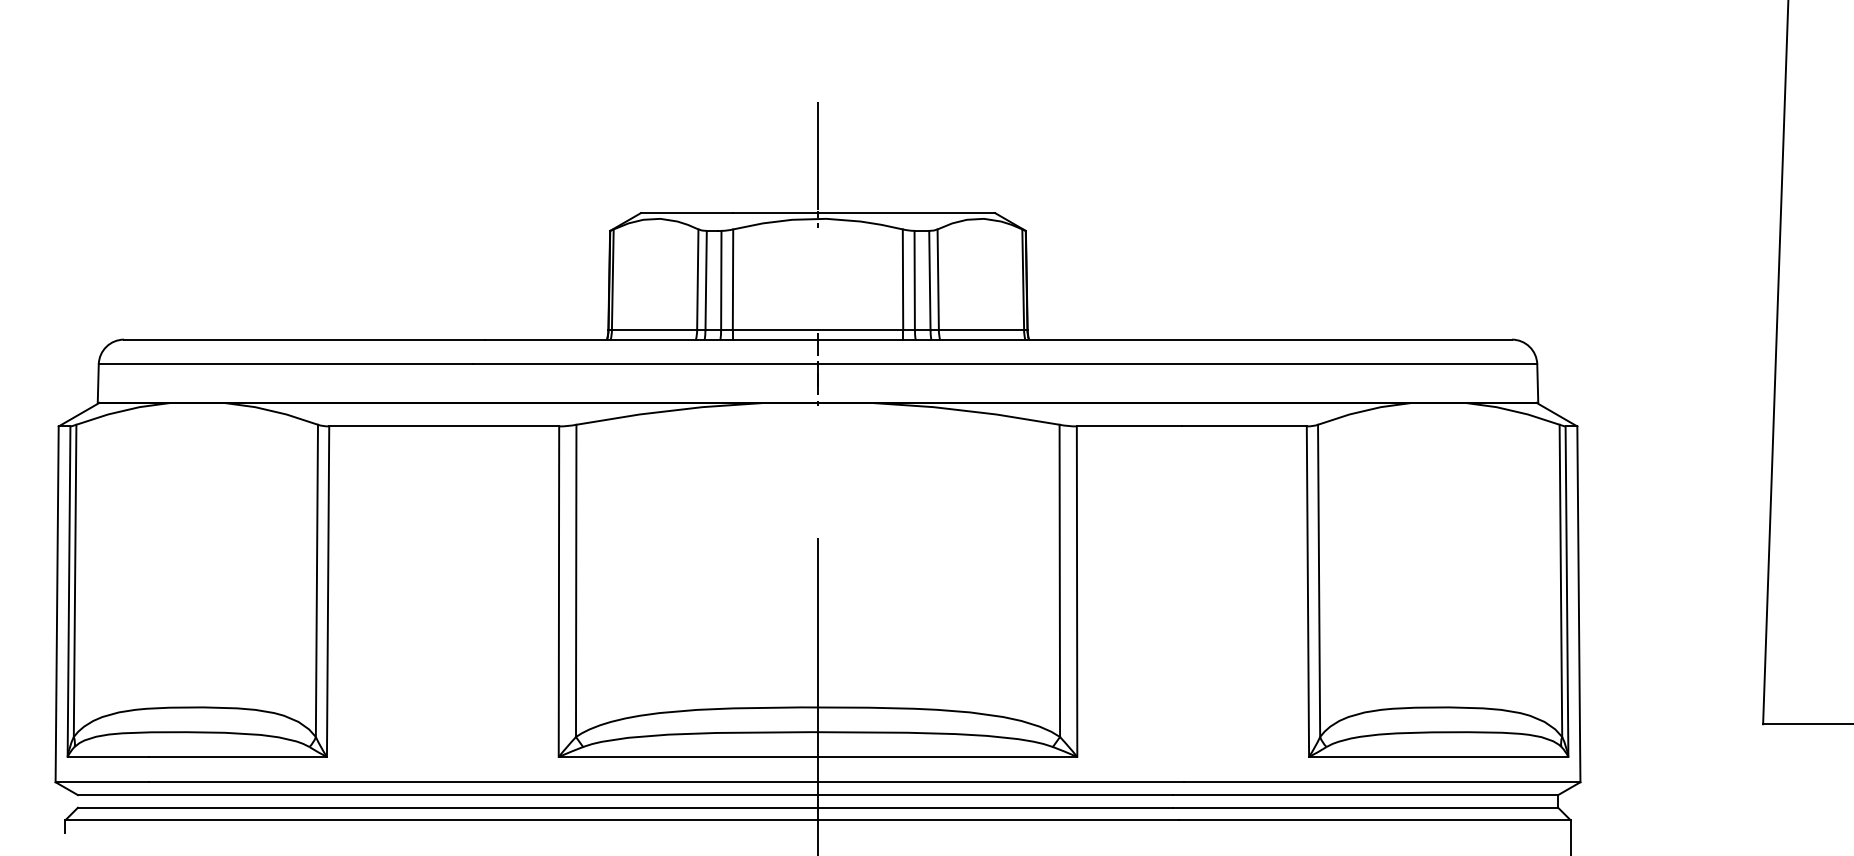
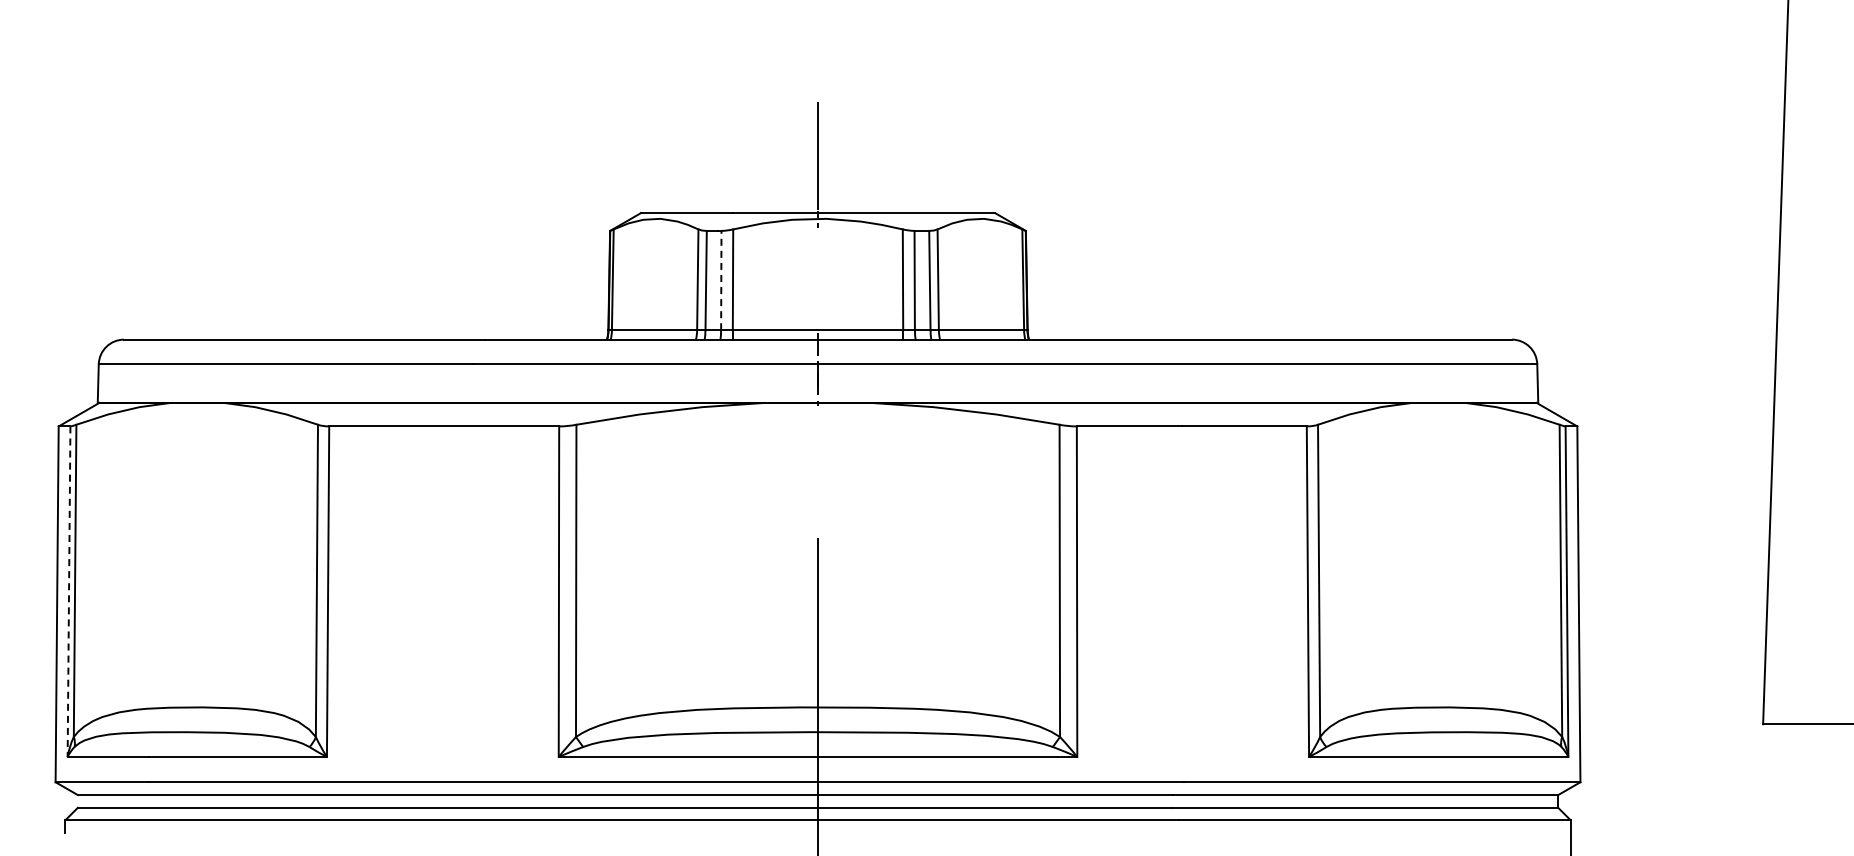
line: solid -> dashed (721, 280)
line: solid -> dashed (69, 592)
